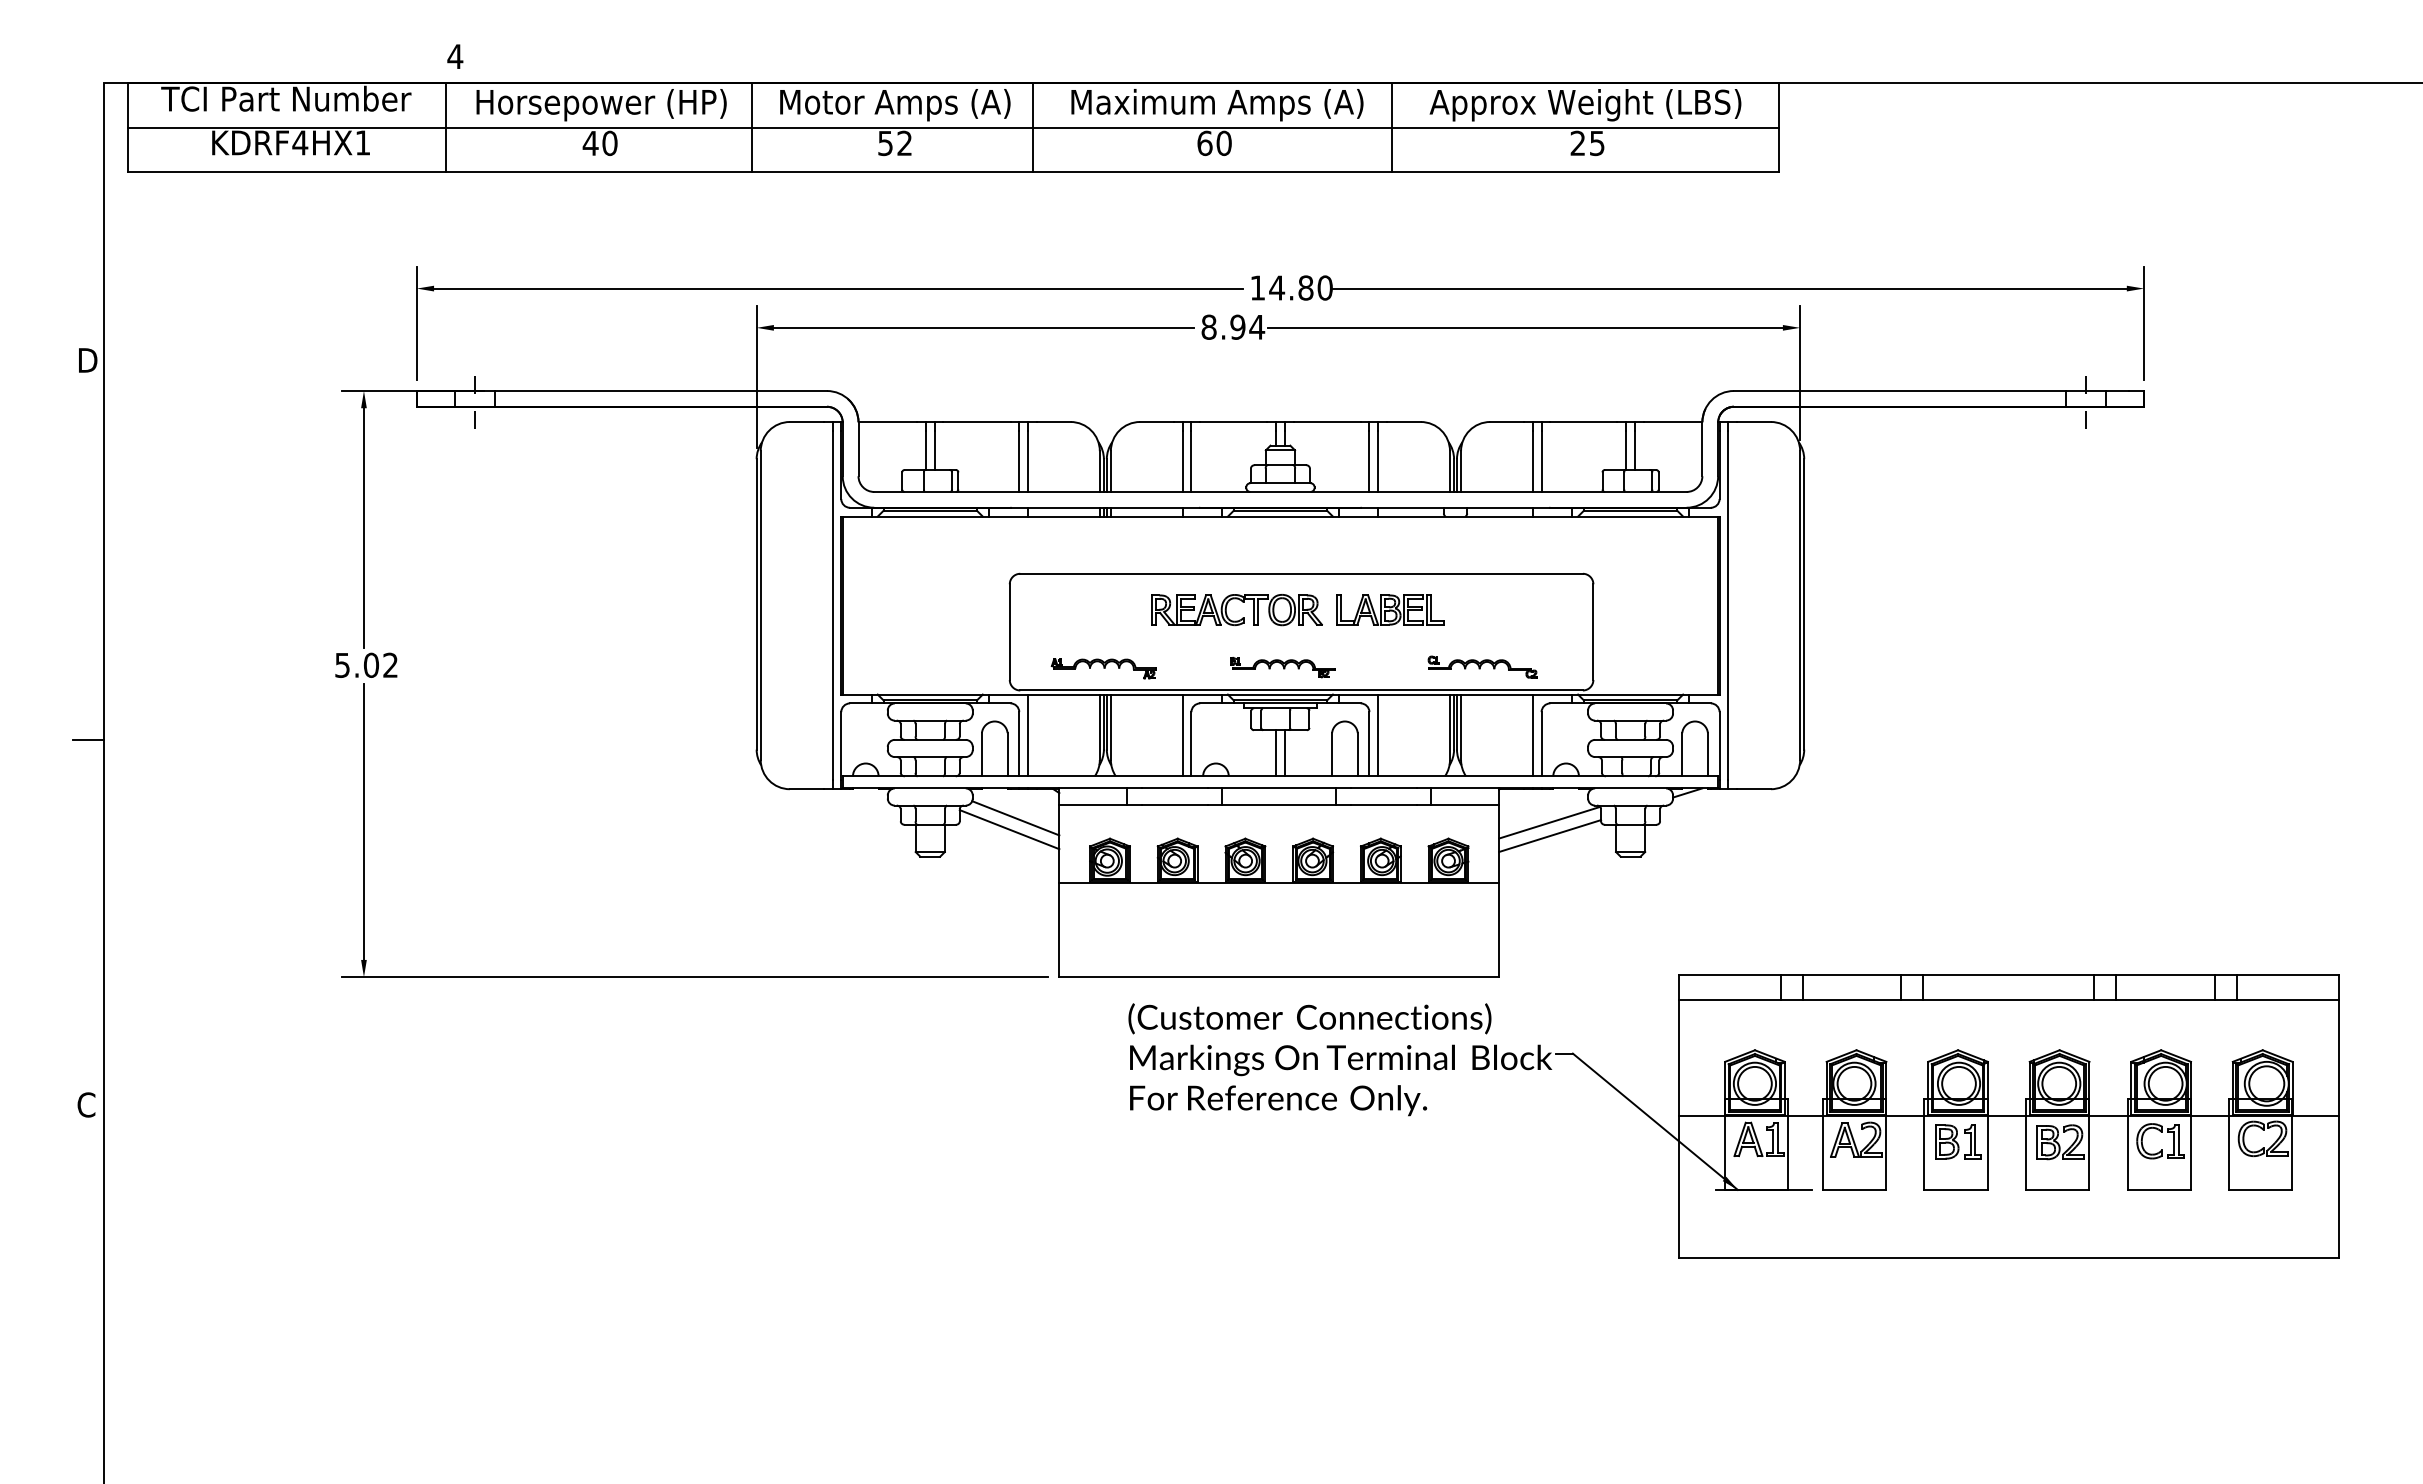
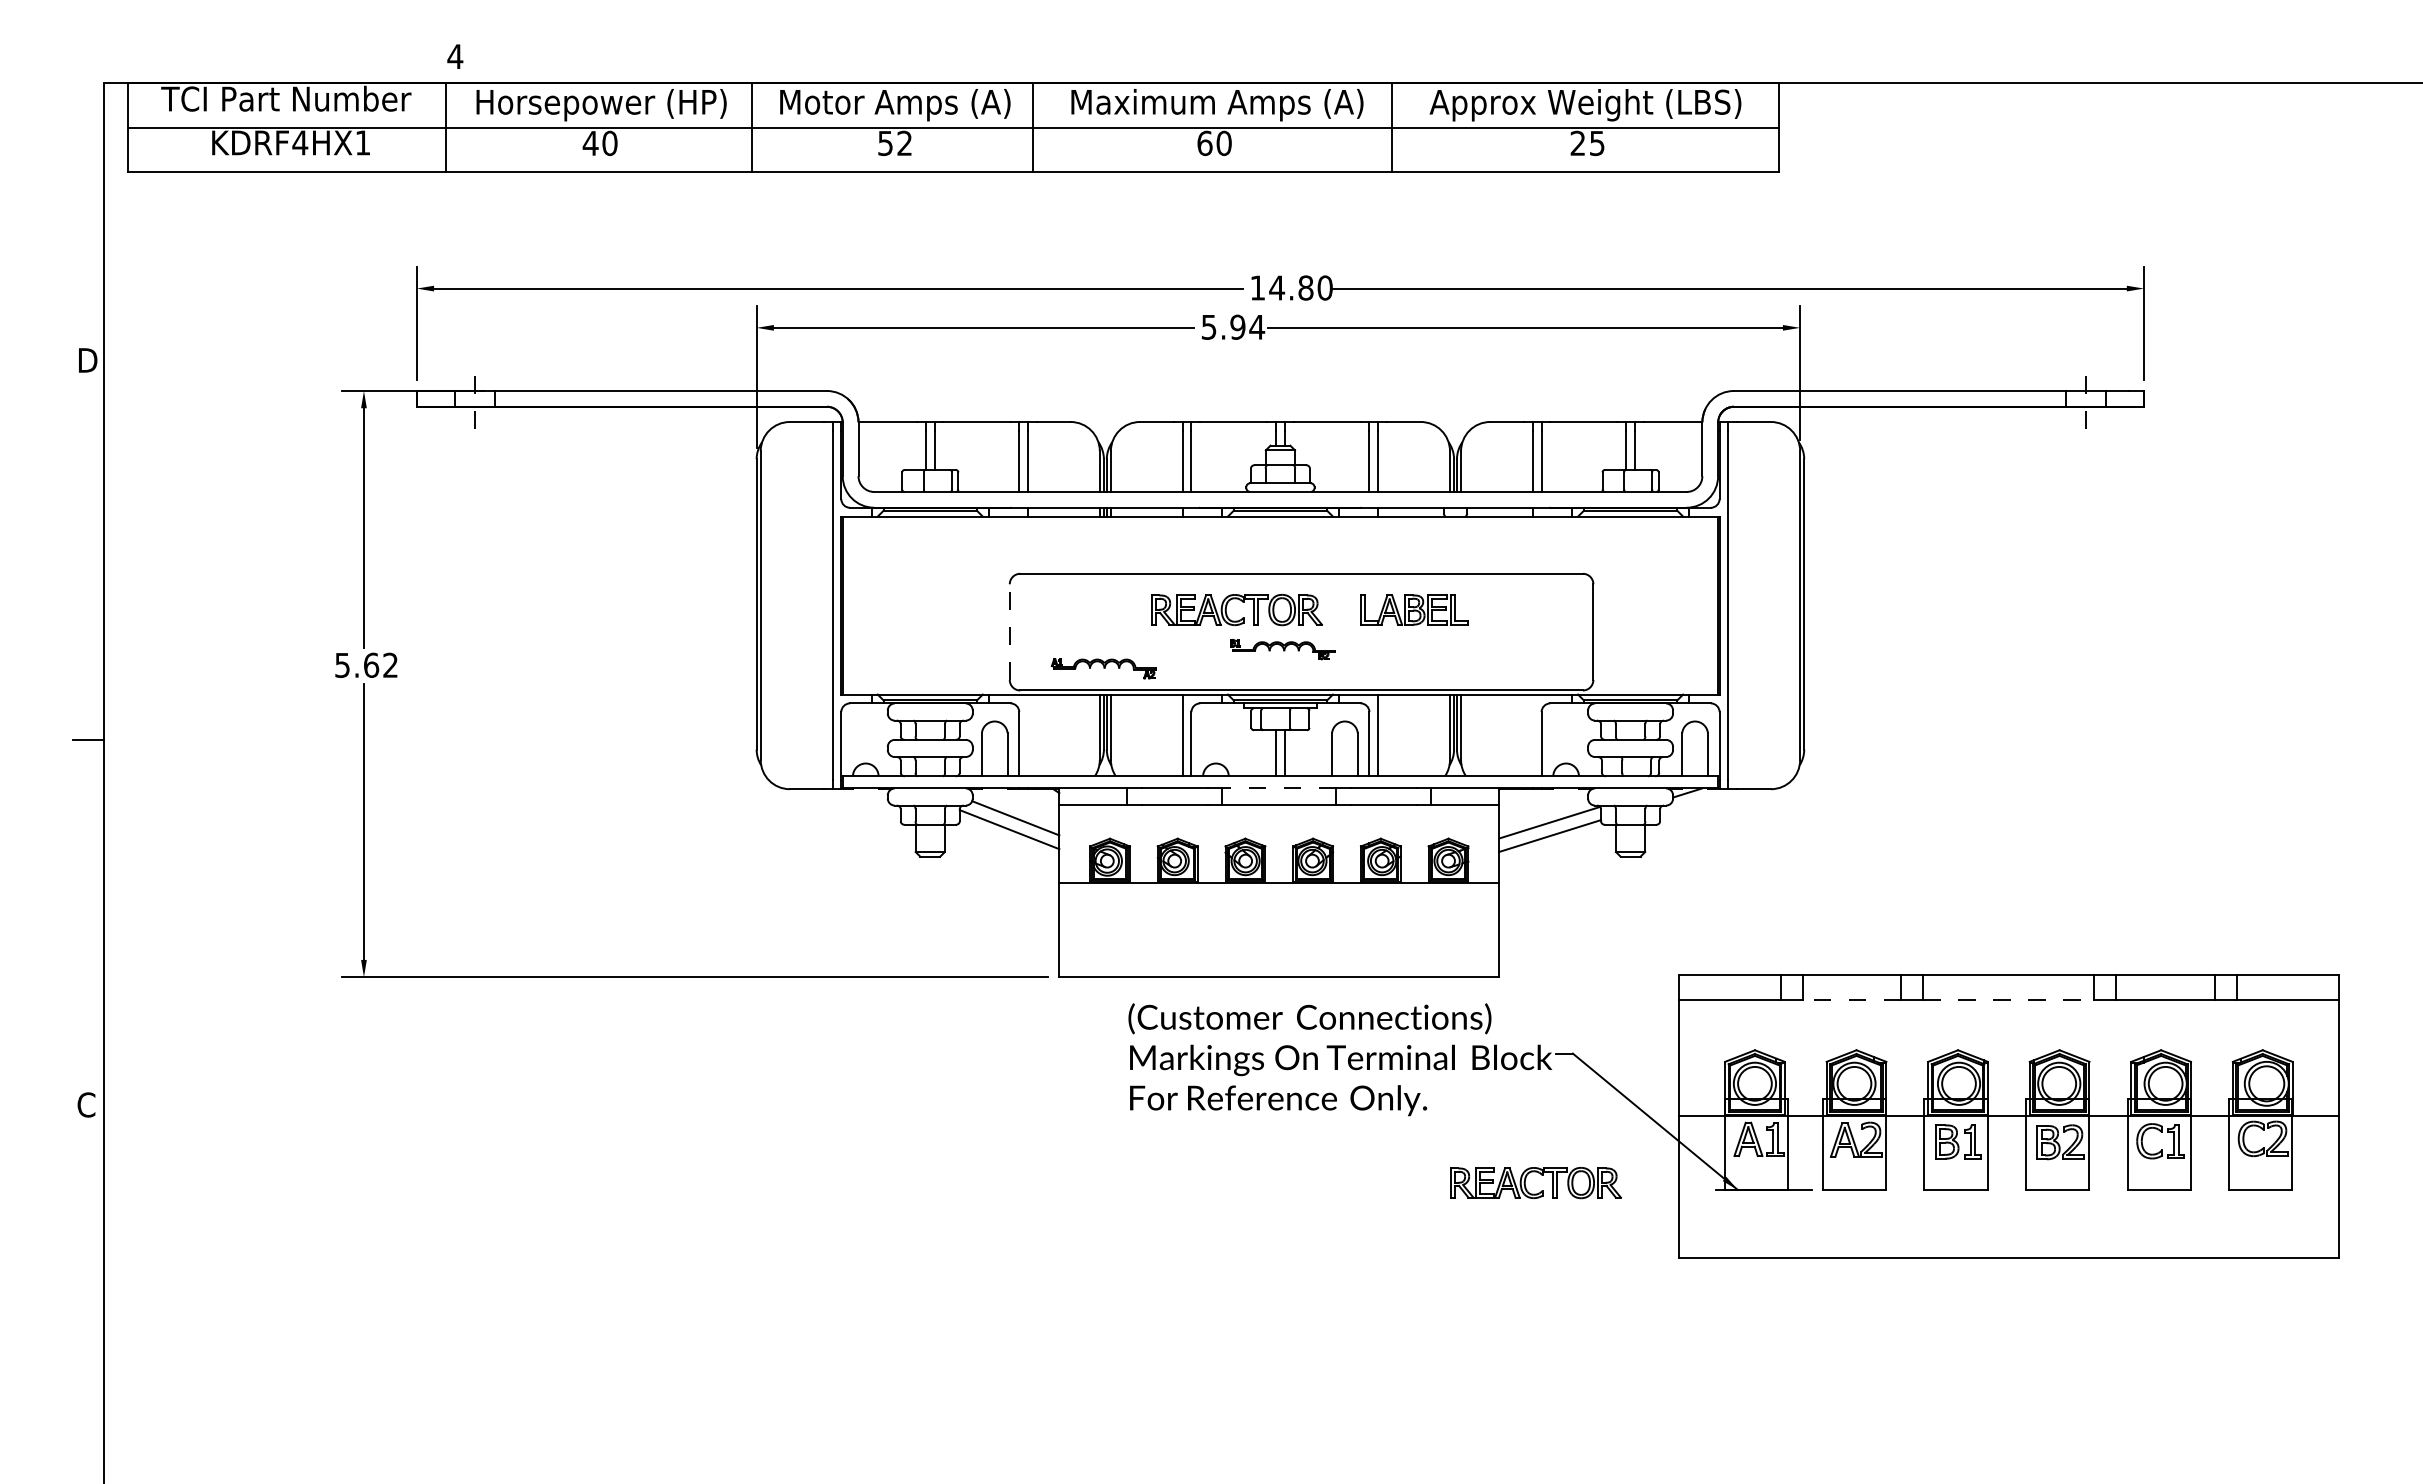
text: 8.94 -> 5.94 (1208, 326)
part position: (1390, 609) -> (1414, 609) (1414, 609)
line: solid -> dashed (1009, 632)
text: 5.02 -> 5.62 (371, 664)
part: present -> none (1482, 666)
part position: (1282, 667) -> (1282, 649) (1282, 649)
line: present -> none (1028, 735)
line: present -> none (1532, 735)
line: solid -> dashed (1279, 788)
line: solid -> dashed (1851, 1000)
line: solid -> dashed (2009, 1000)
part: none -> present (1541, 1190)
